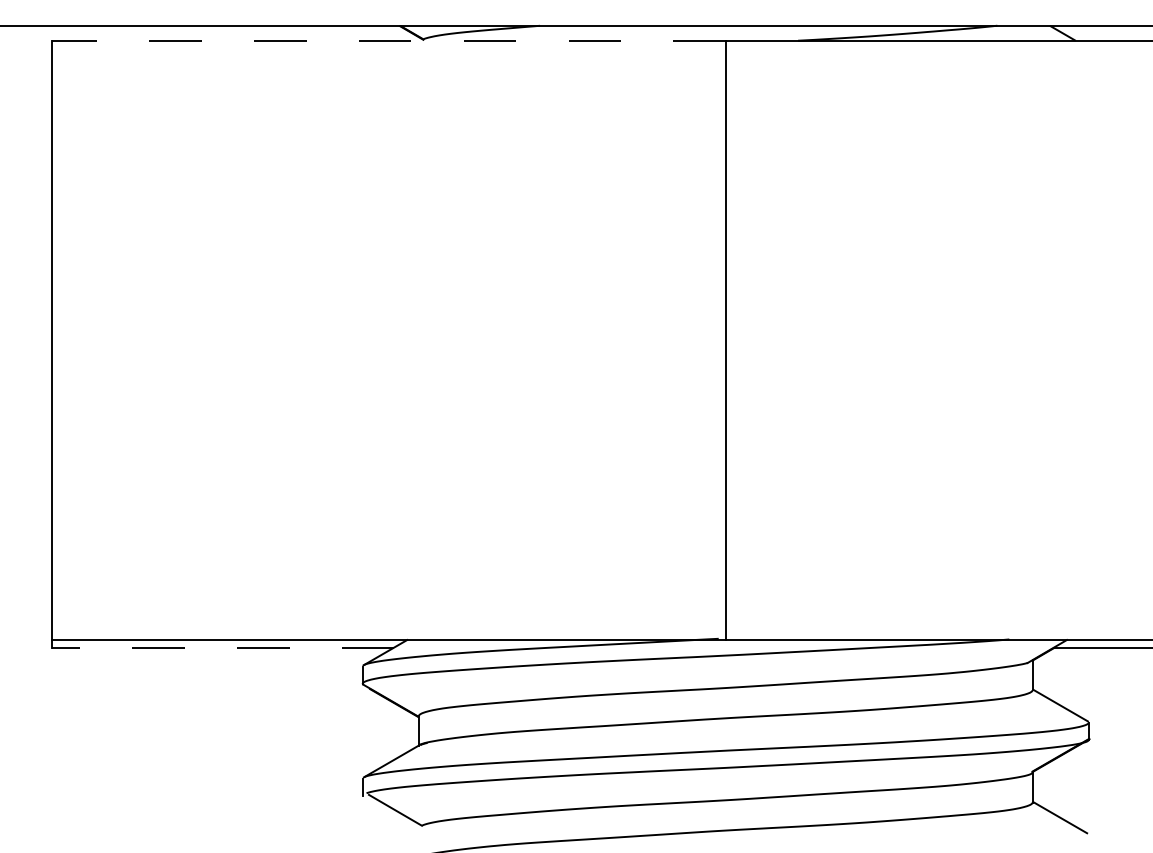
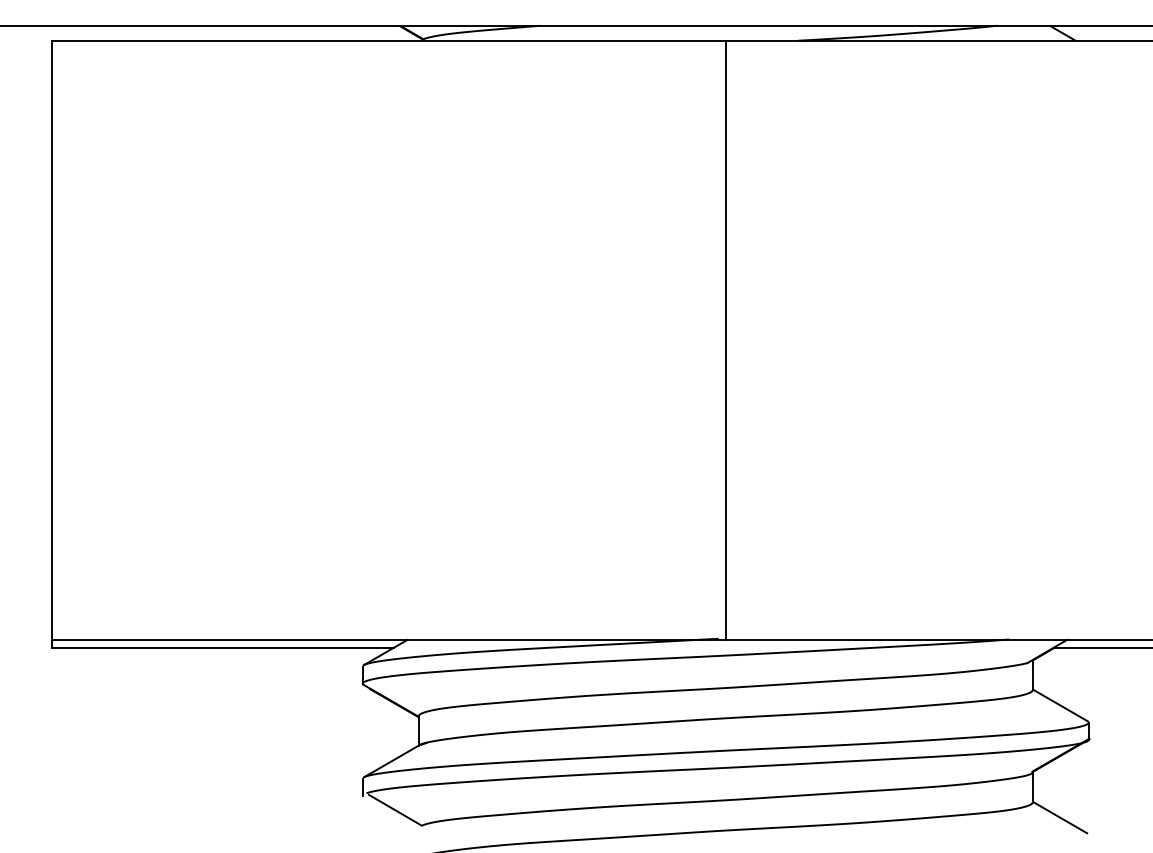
line: dashed -> solid (388, 40)
line: dashed -> solid (222, 647)
